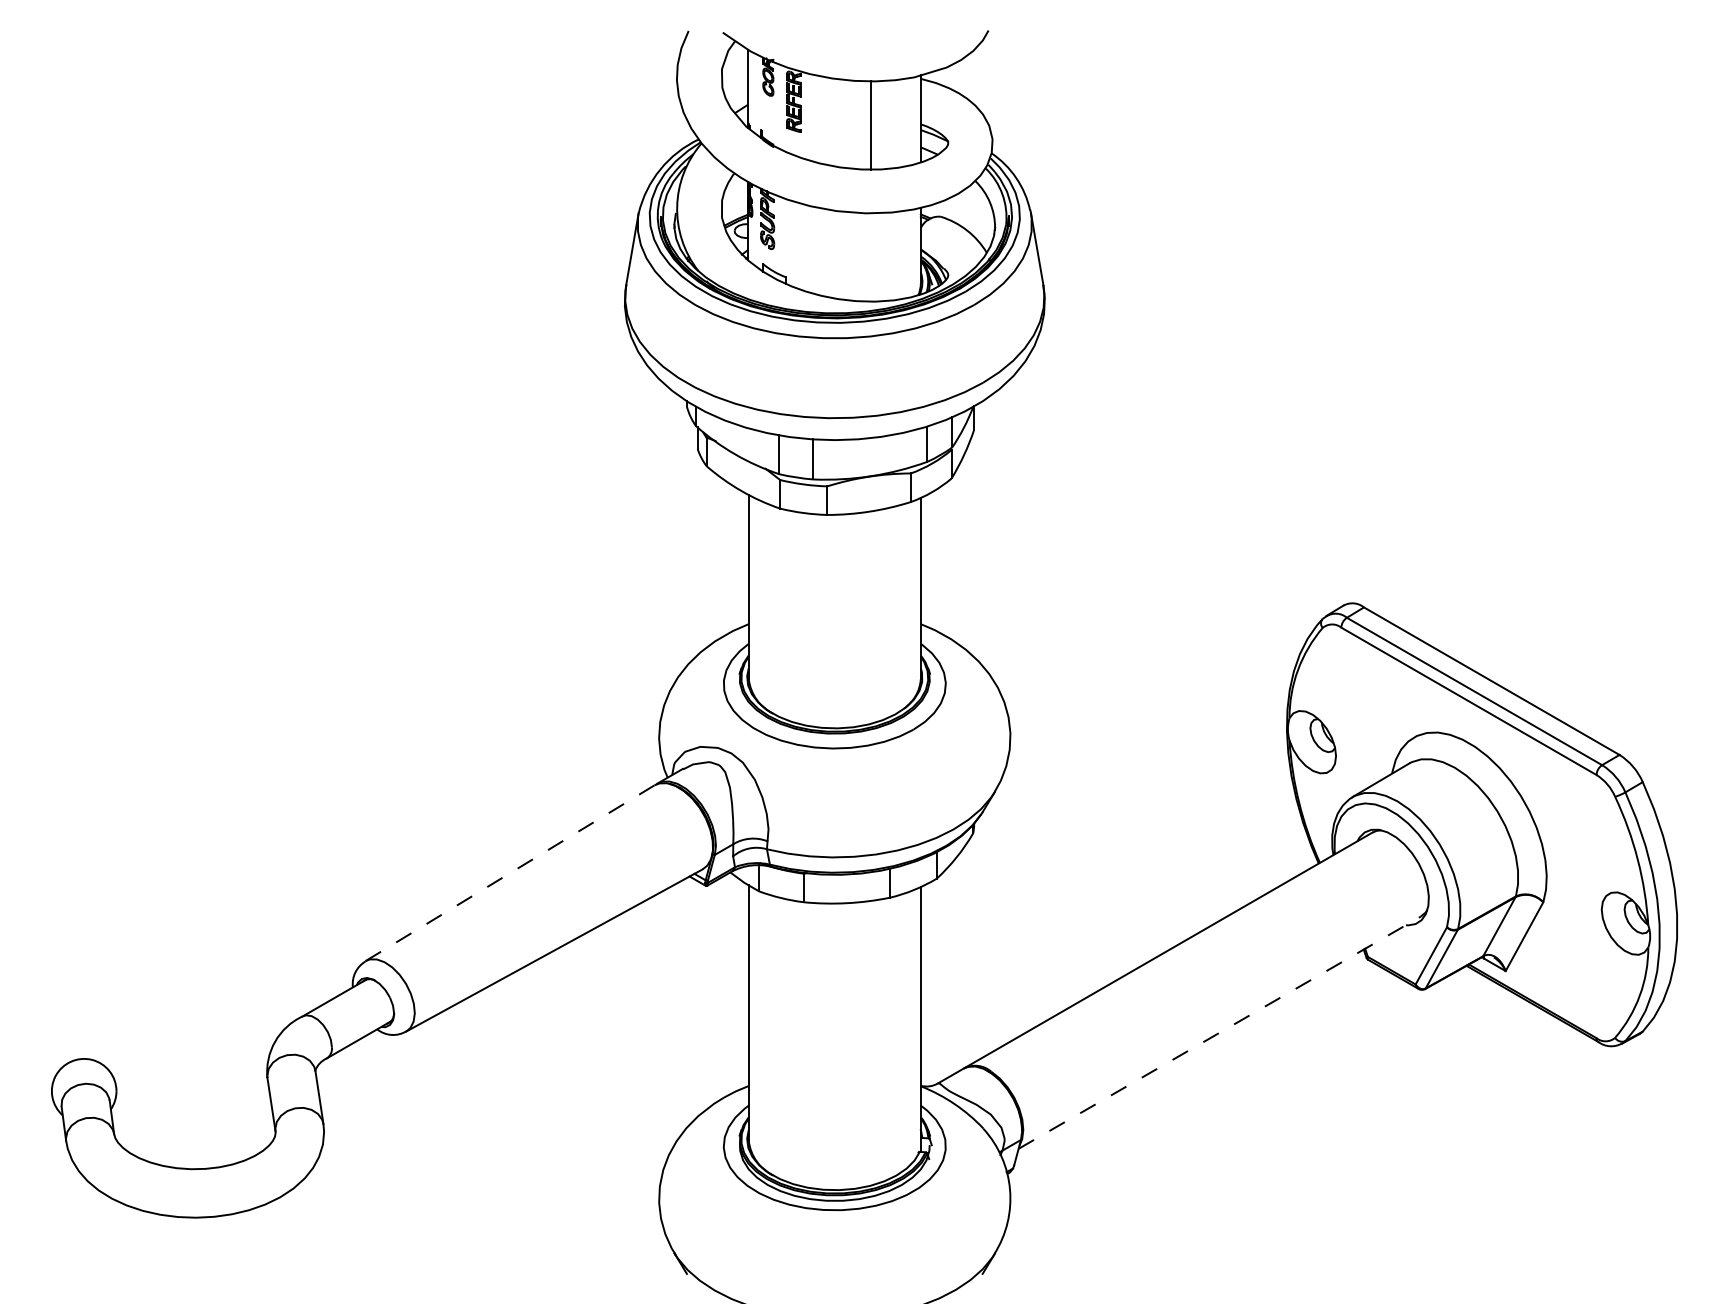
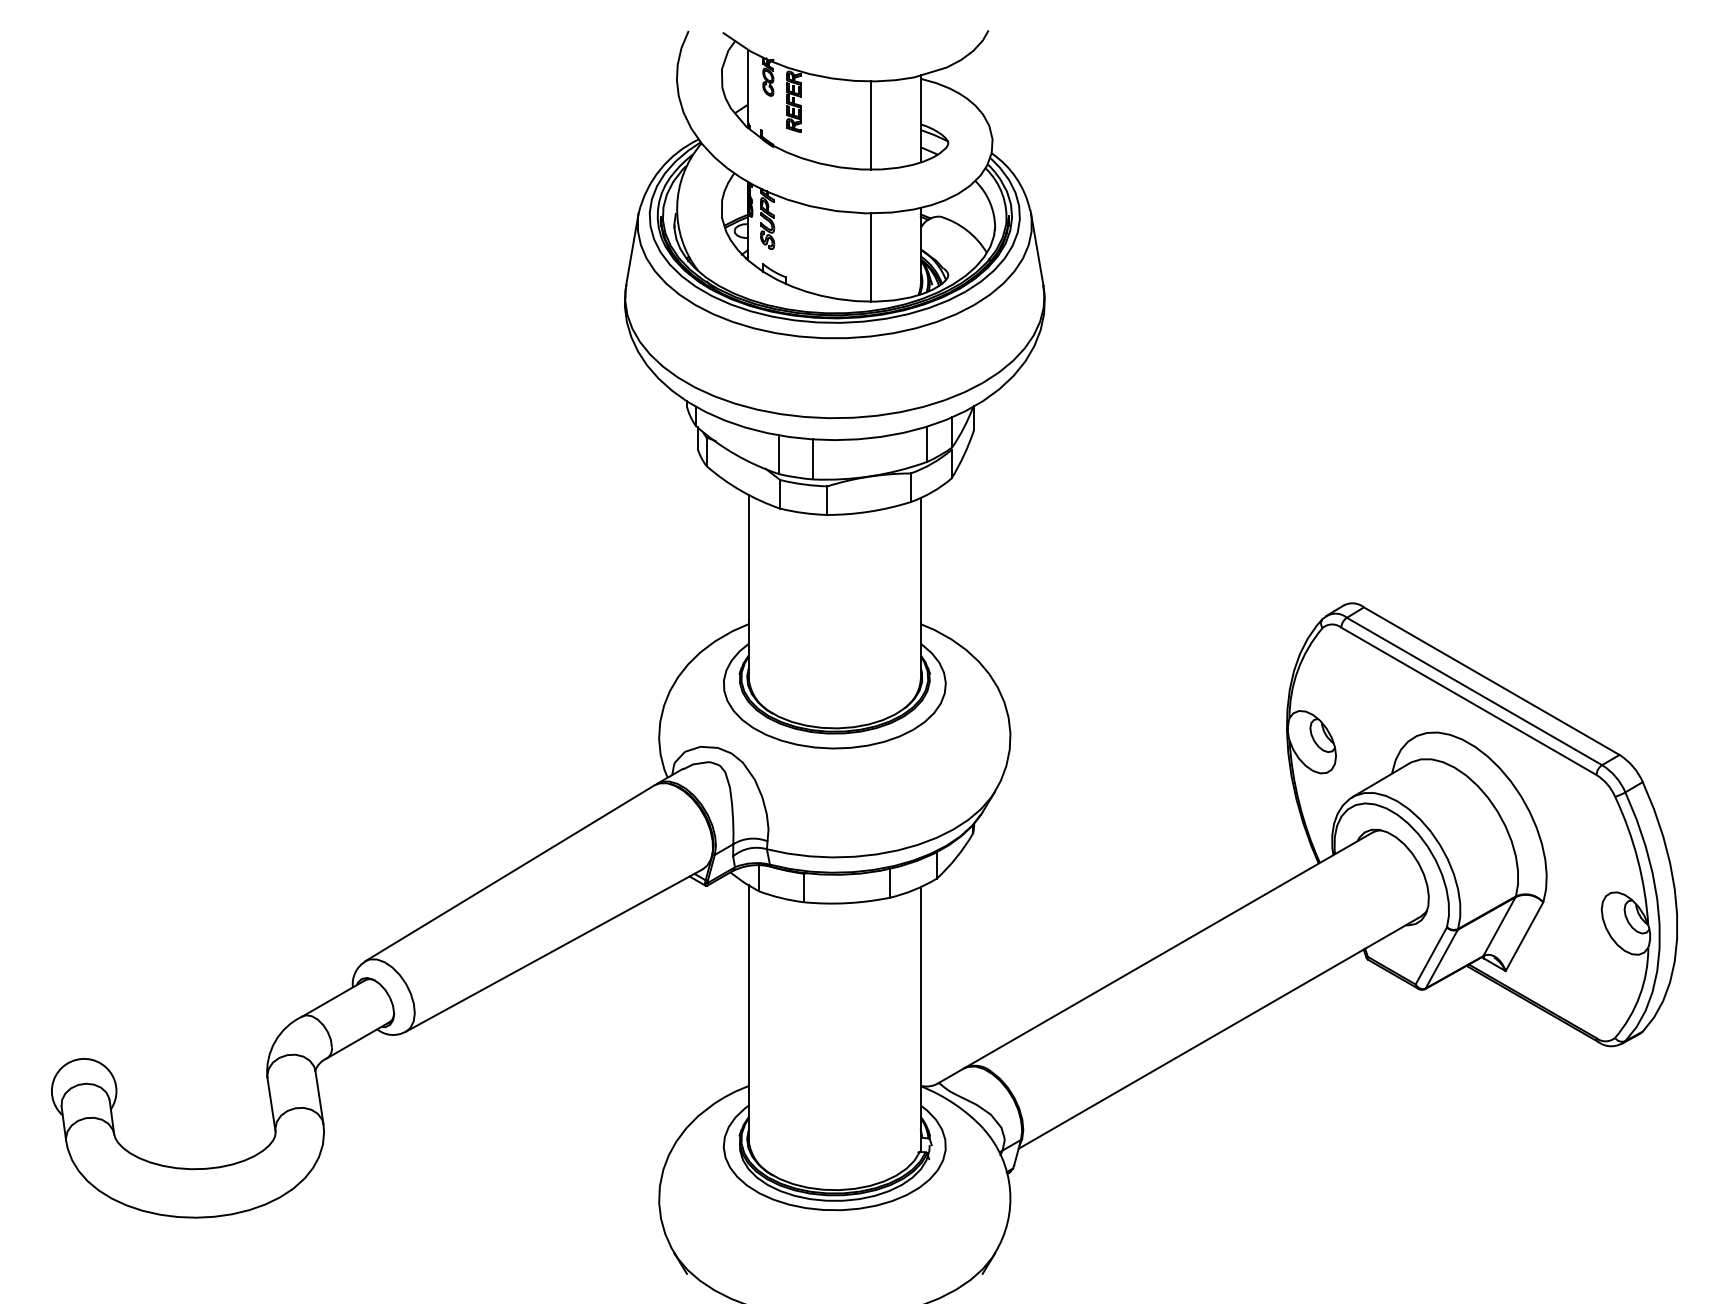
line: none -> present (871, 257)
line: dashed -> solid (509, 873)
line: dashed -> solid (1220, 1032)
